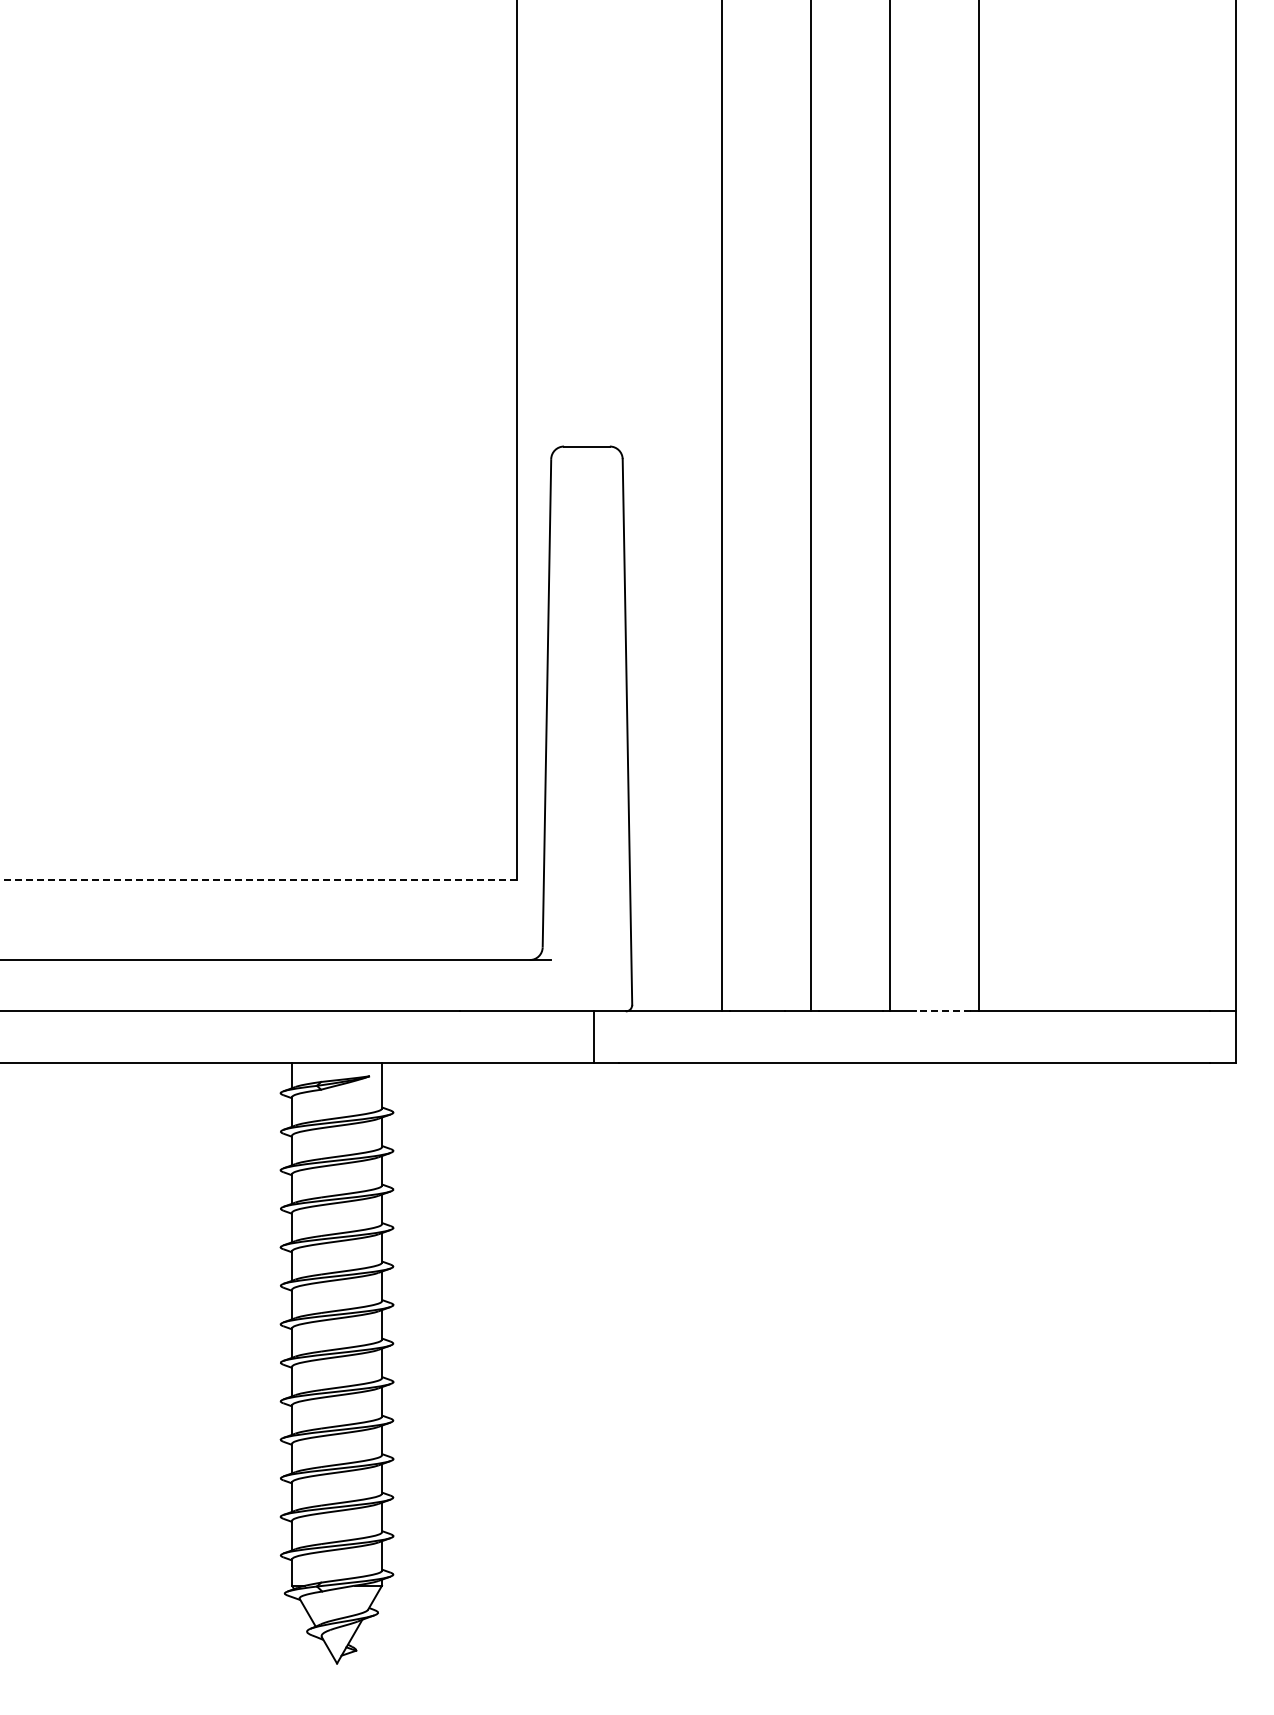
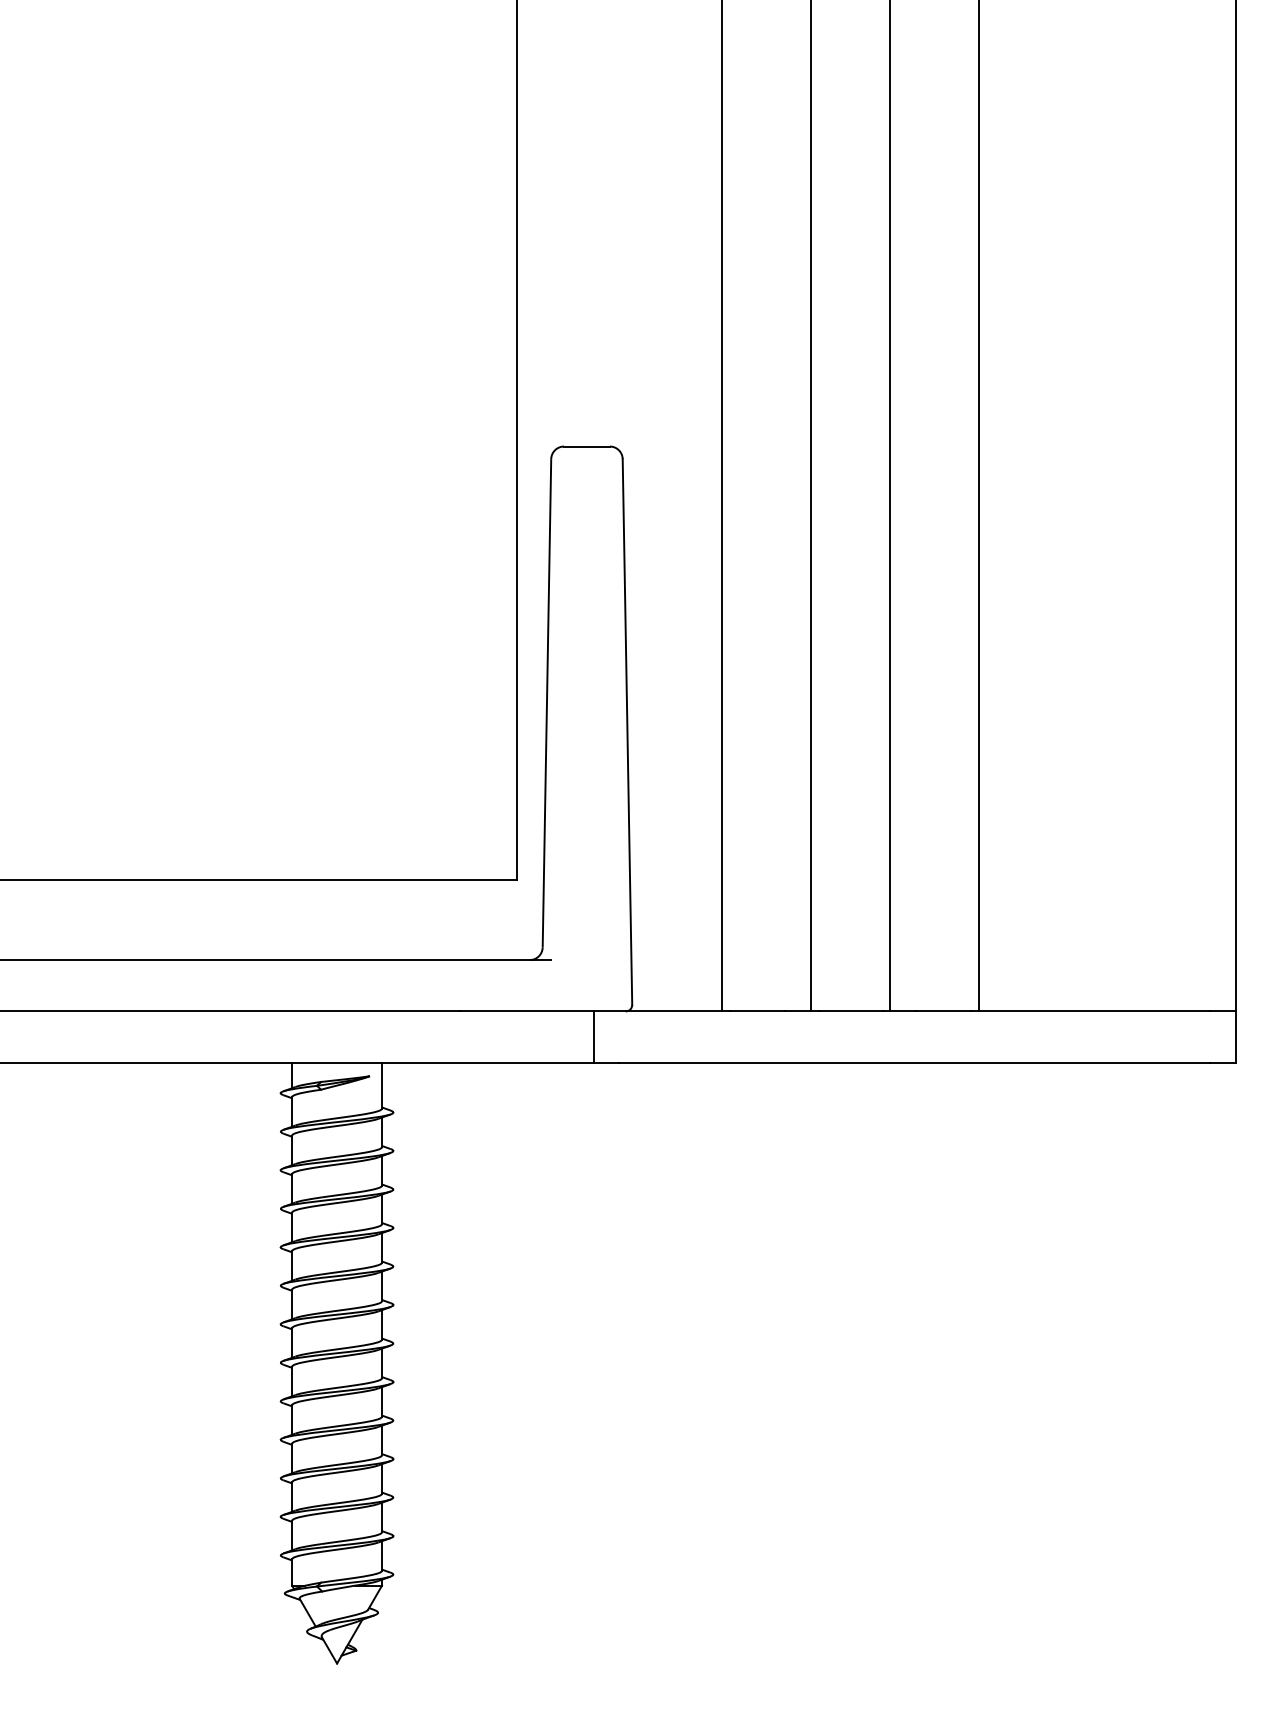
line: dashed -> solid (258, 880)
line: dashed -> solid (943, 1011)
